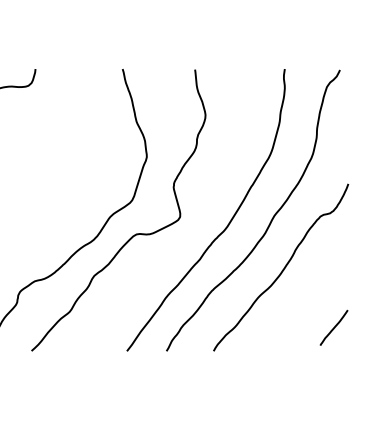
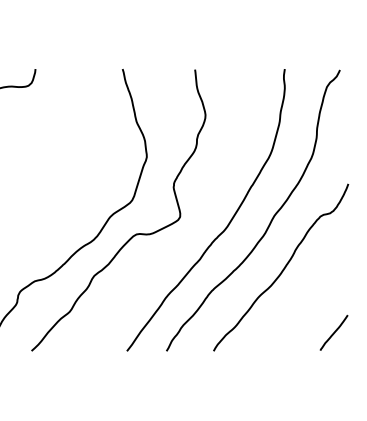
line position: (333, 327) -> (333, 332) (333, 332)
